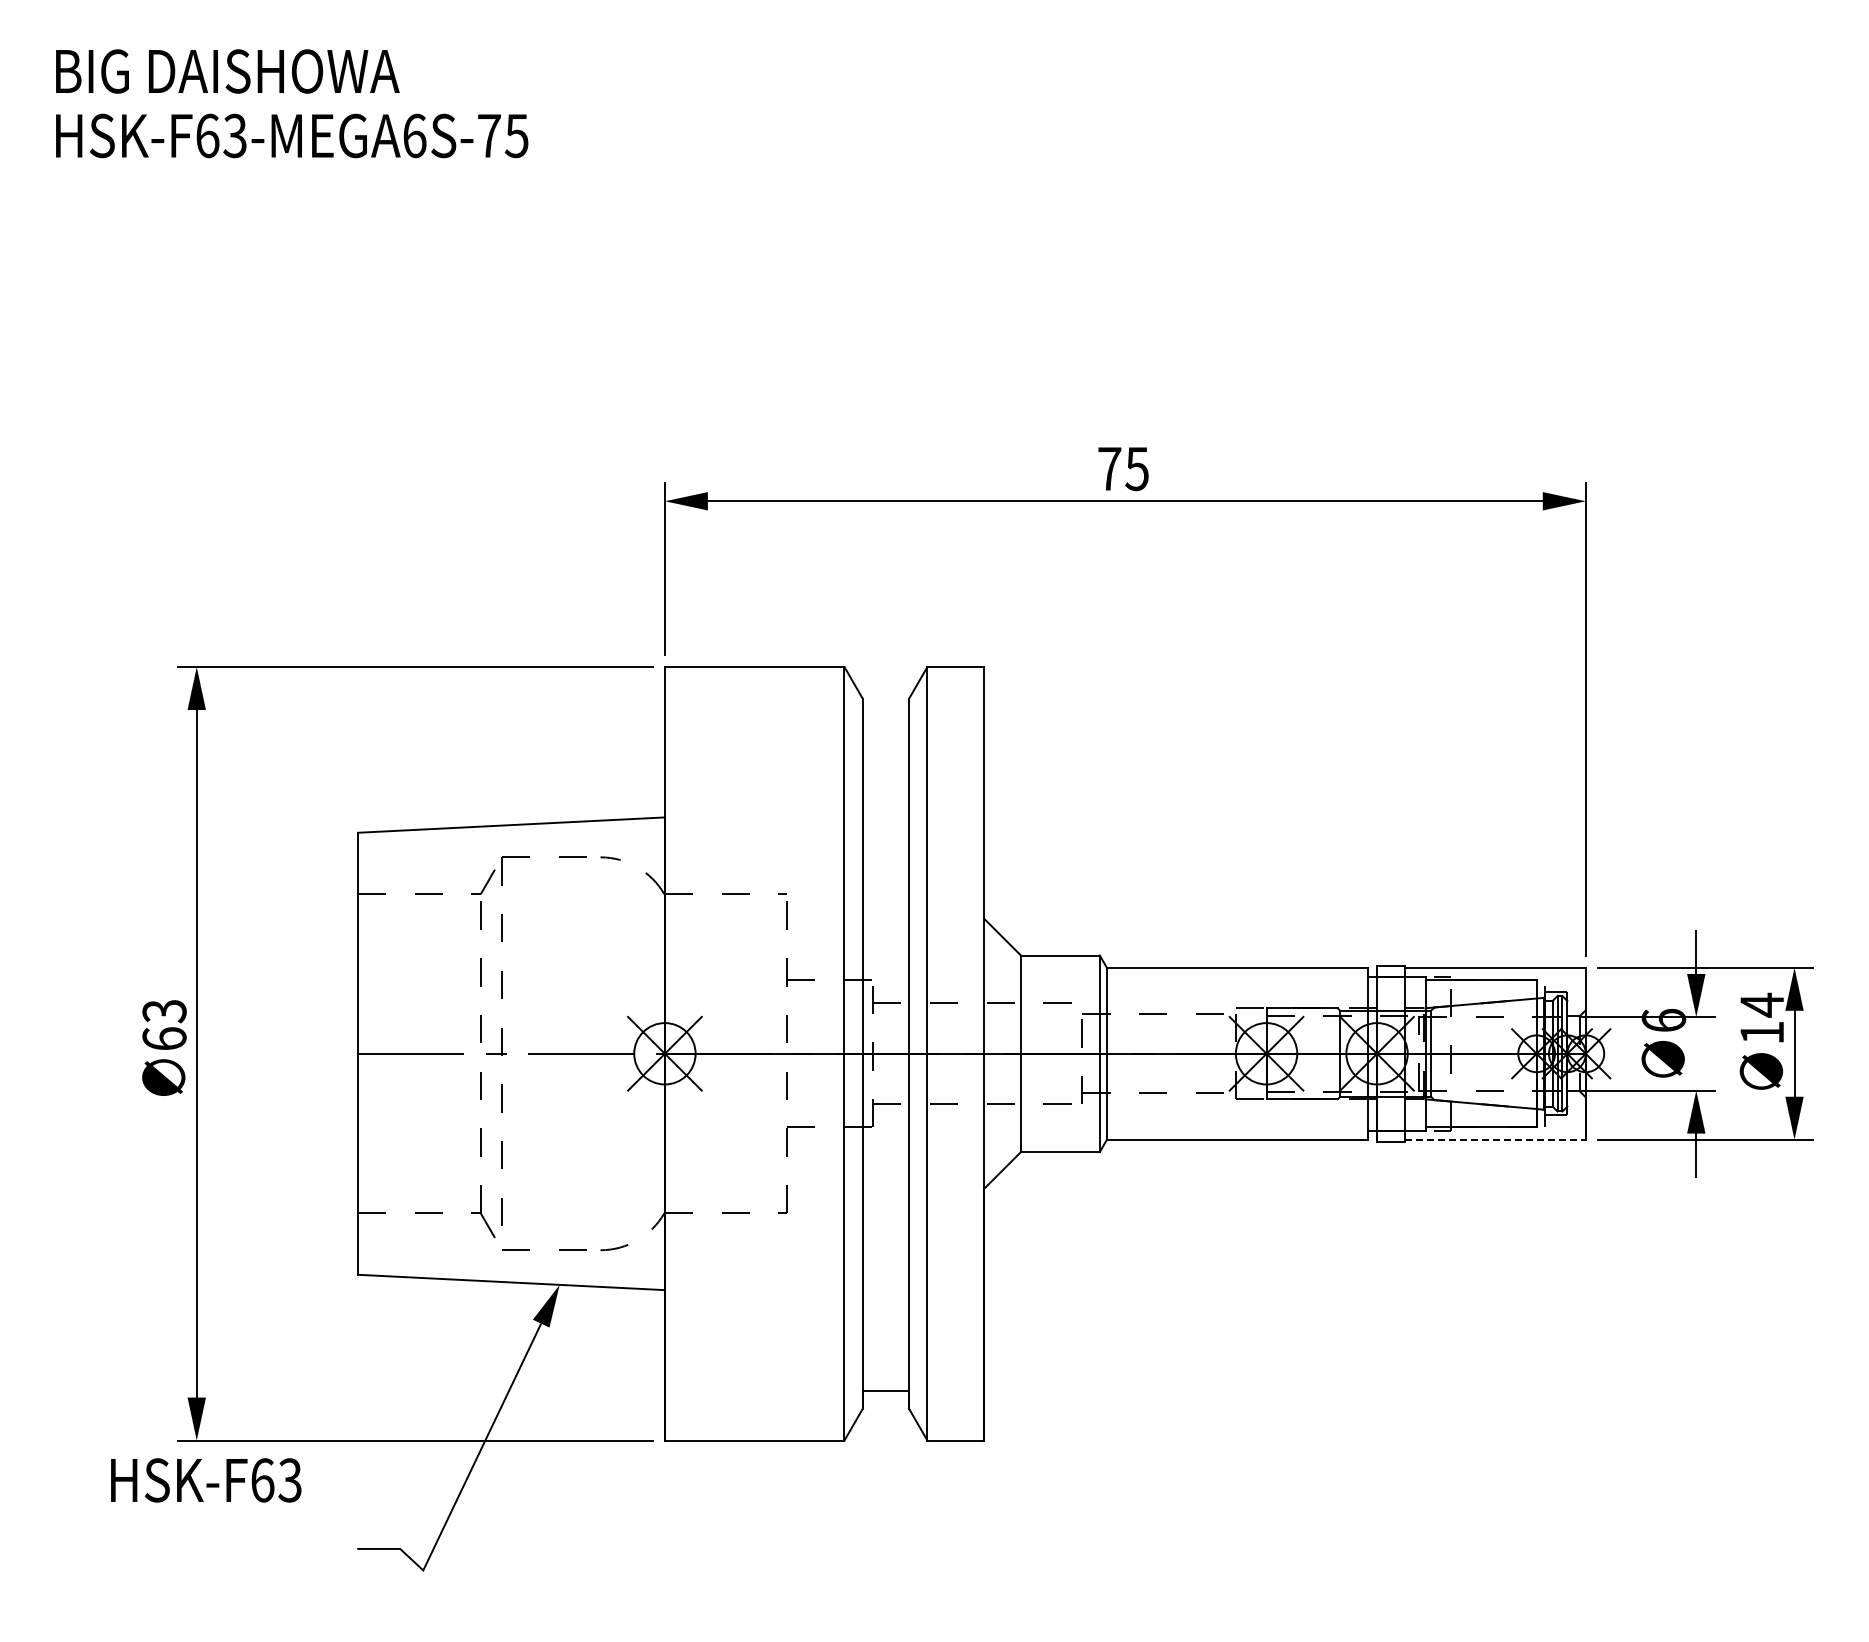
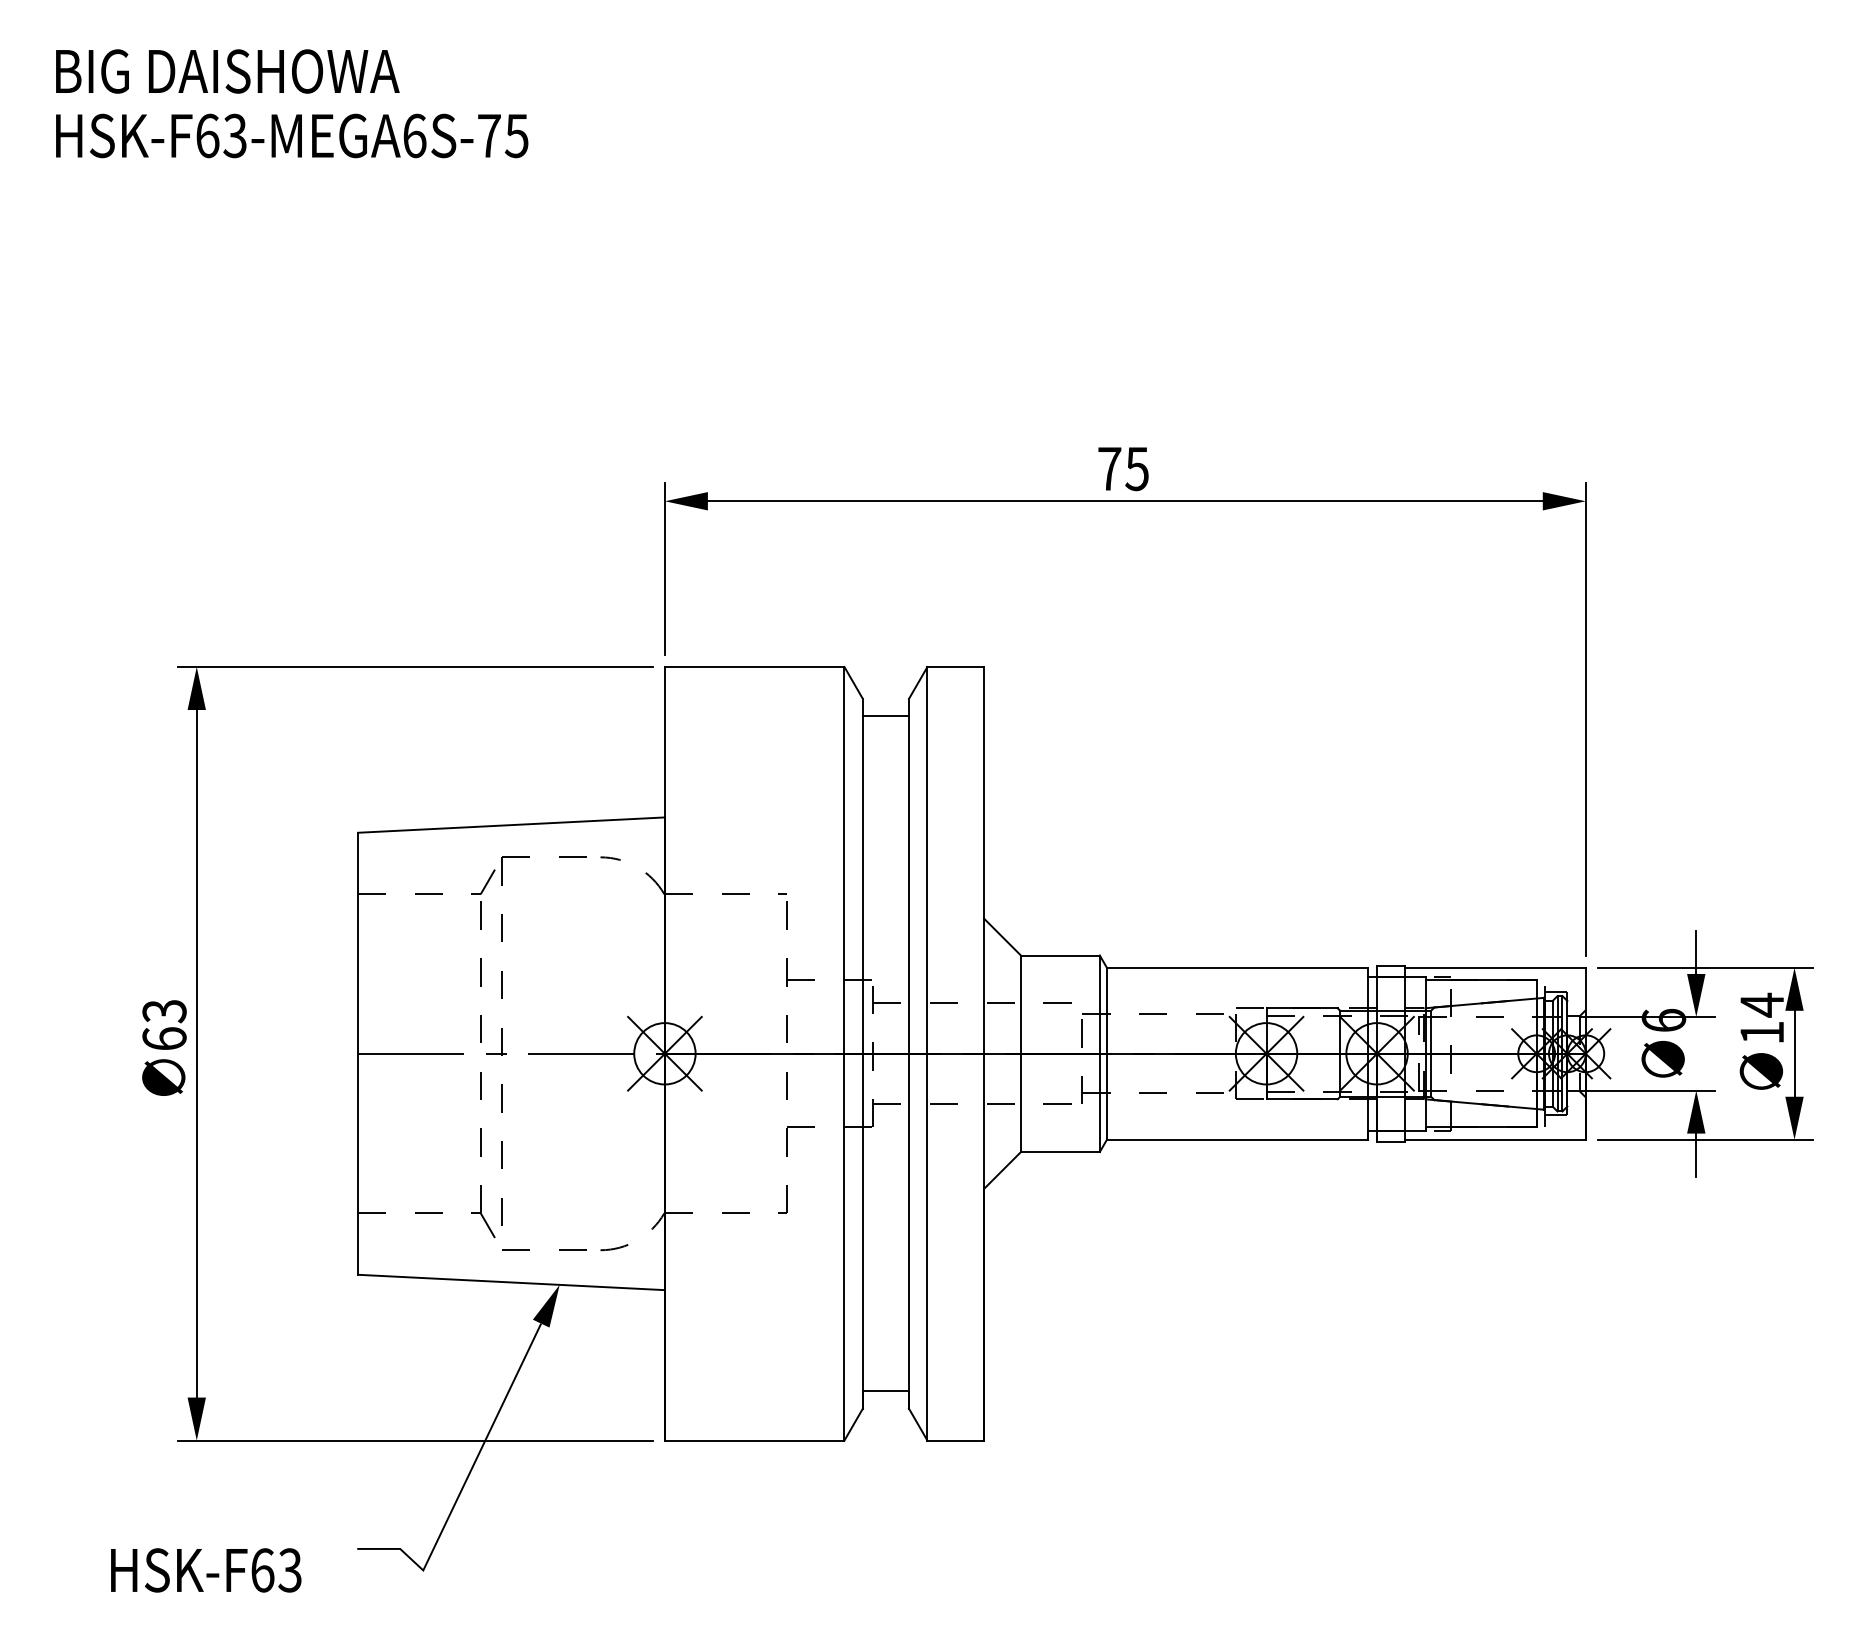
line: none -> present (885, 716)
line: dashed -> solid (1496, 1139)
text position: (206, 1480) -> (206, 1570) (206, 1570)
